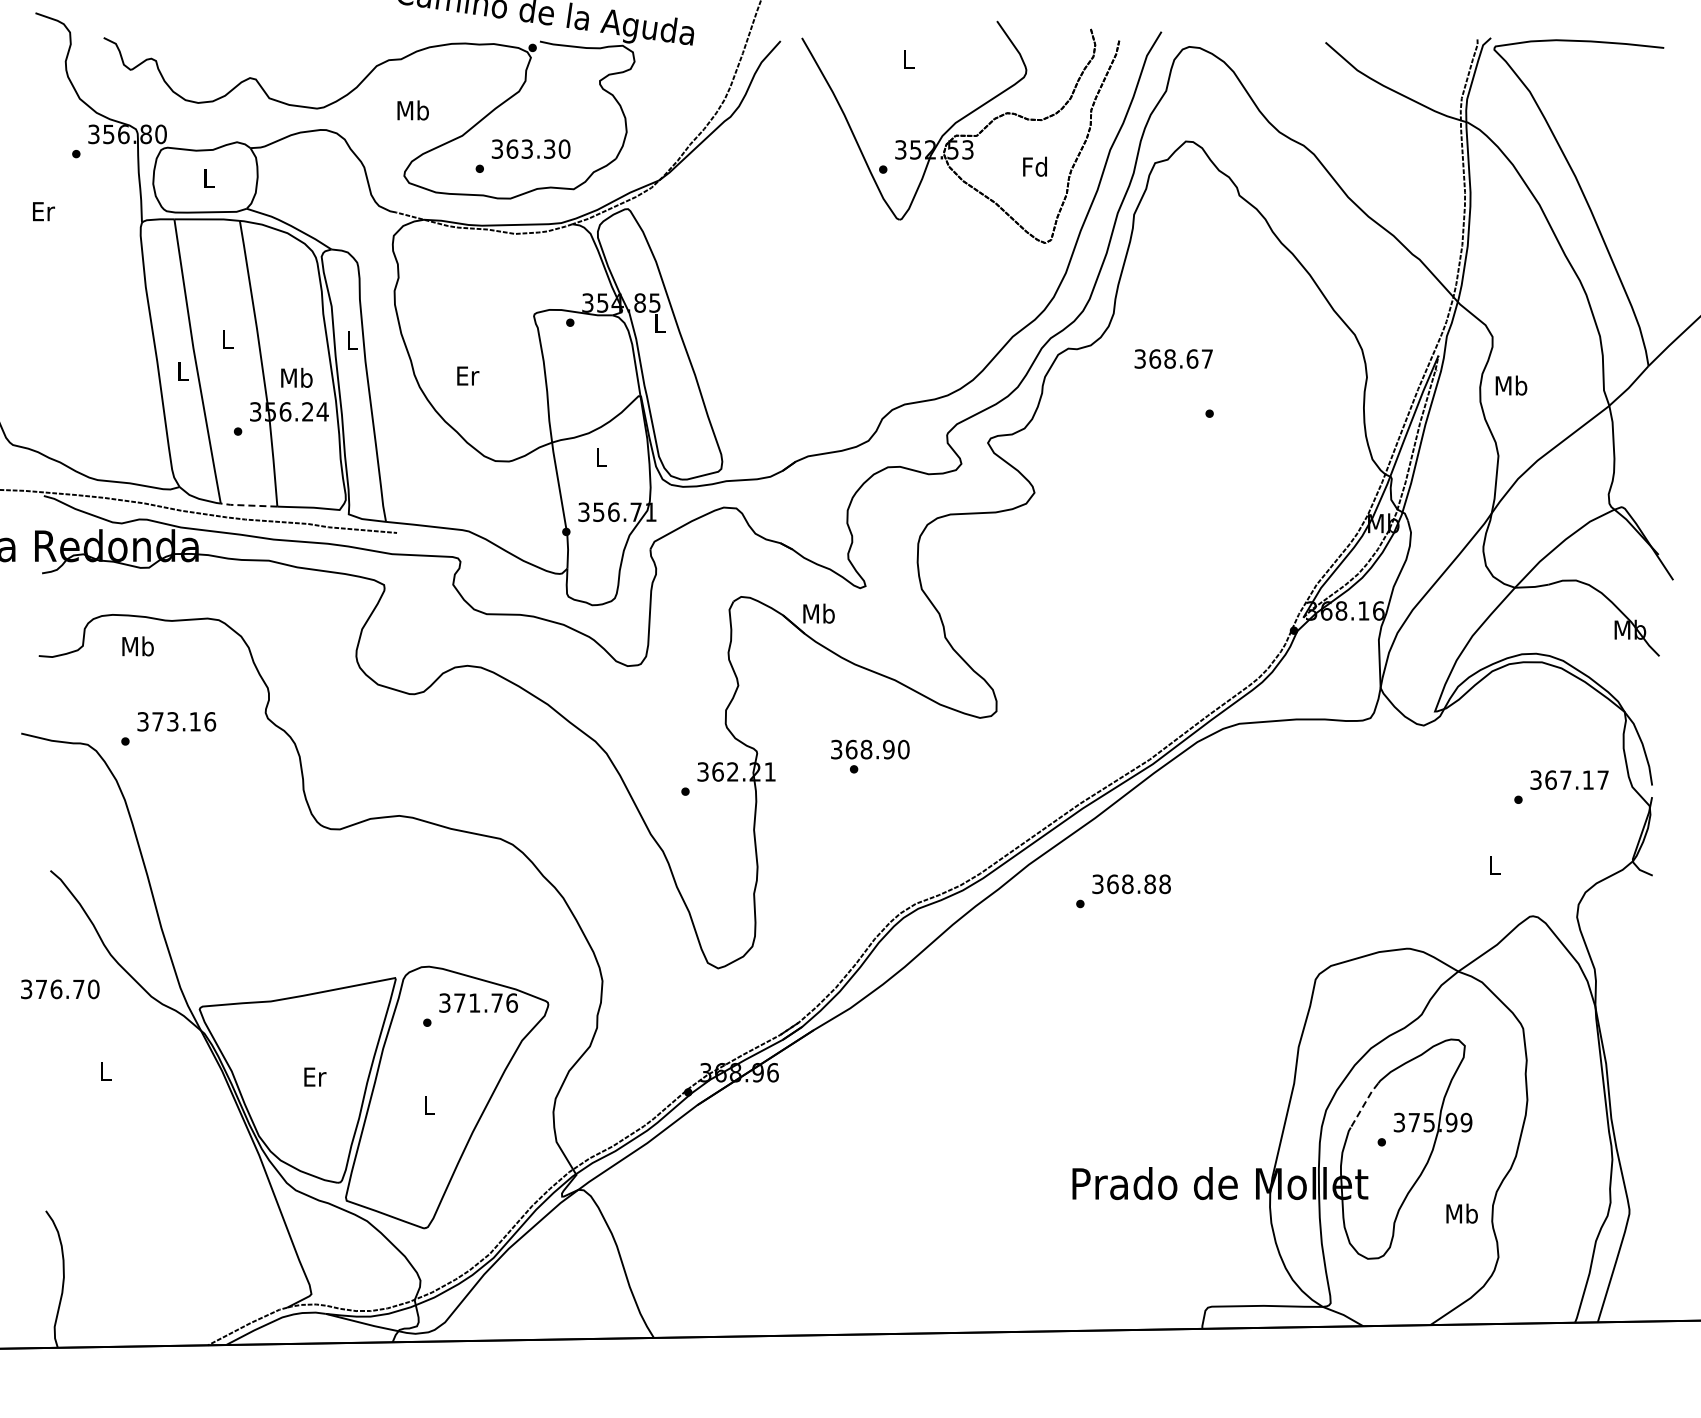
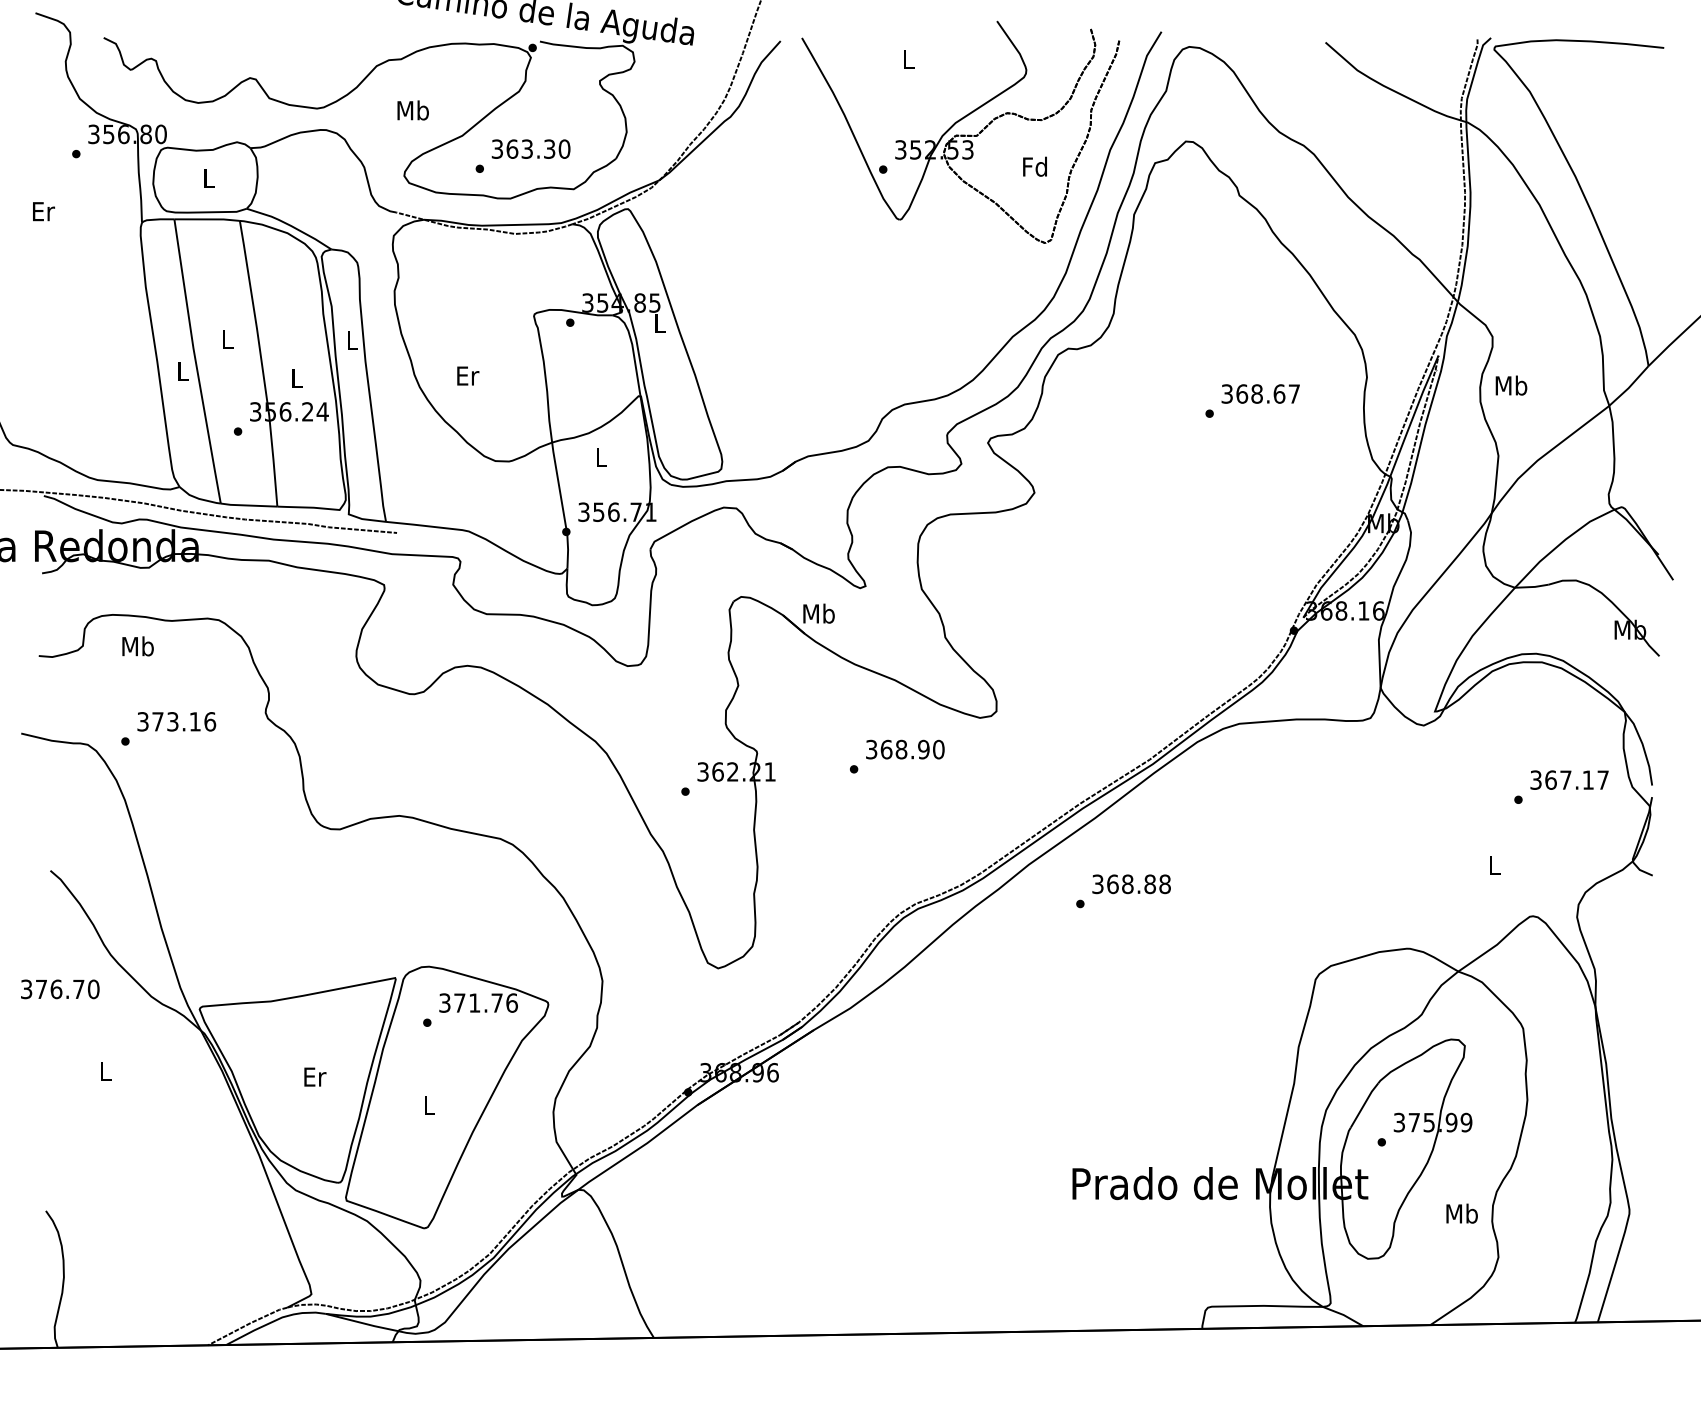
text position: (1173, 358) -> (1260, 393) (1260, 393)
text: Mb -> L (296, 377)
line: dashed -> solid (248, 505)
text position: (870, 749) -> (905, 749) (905, 749)
line: dashed -> solid (1364, 1104)
